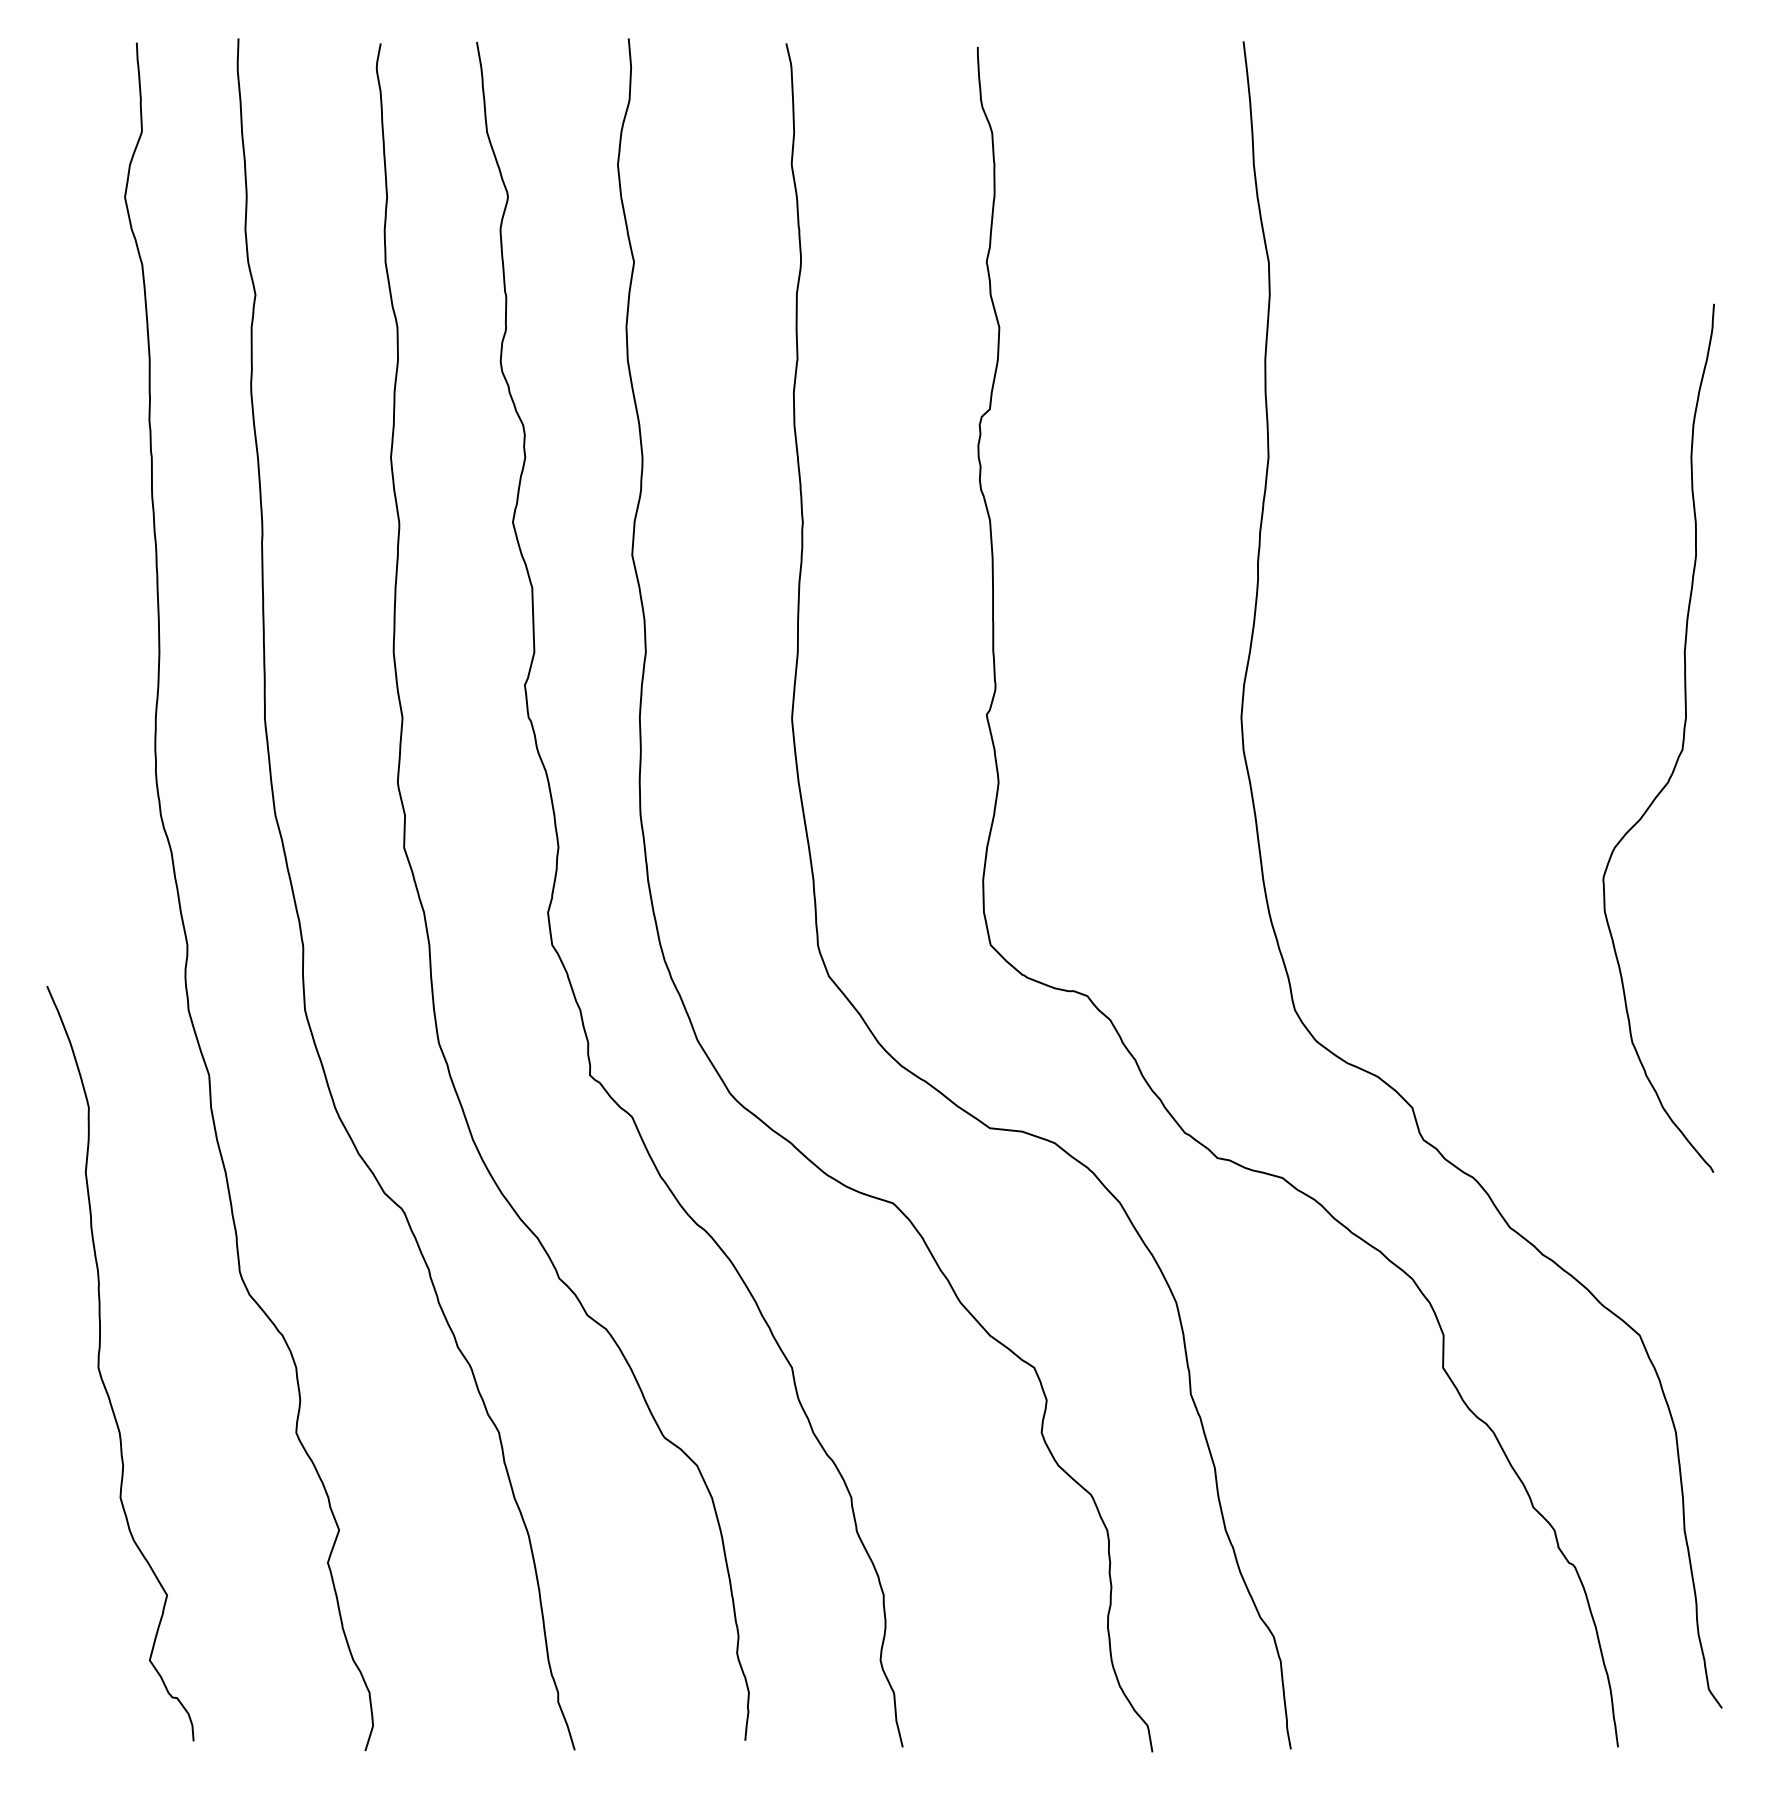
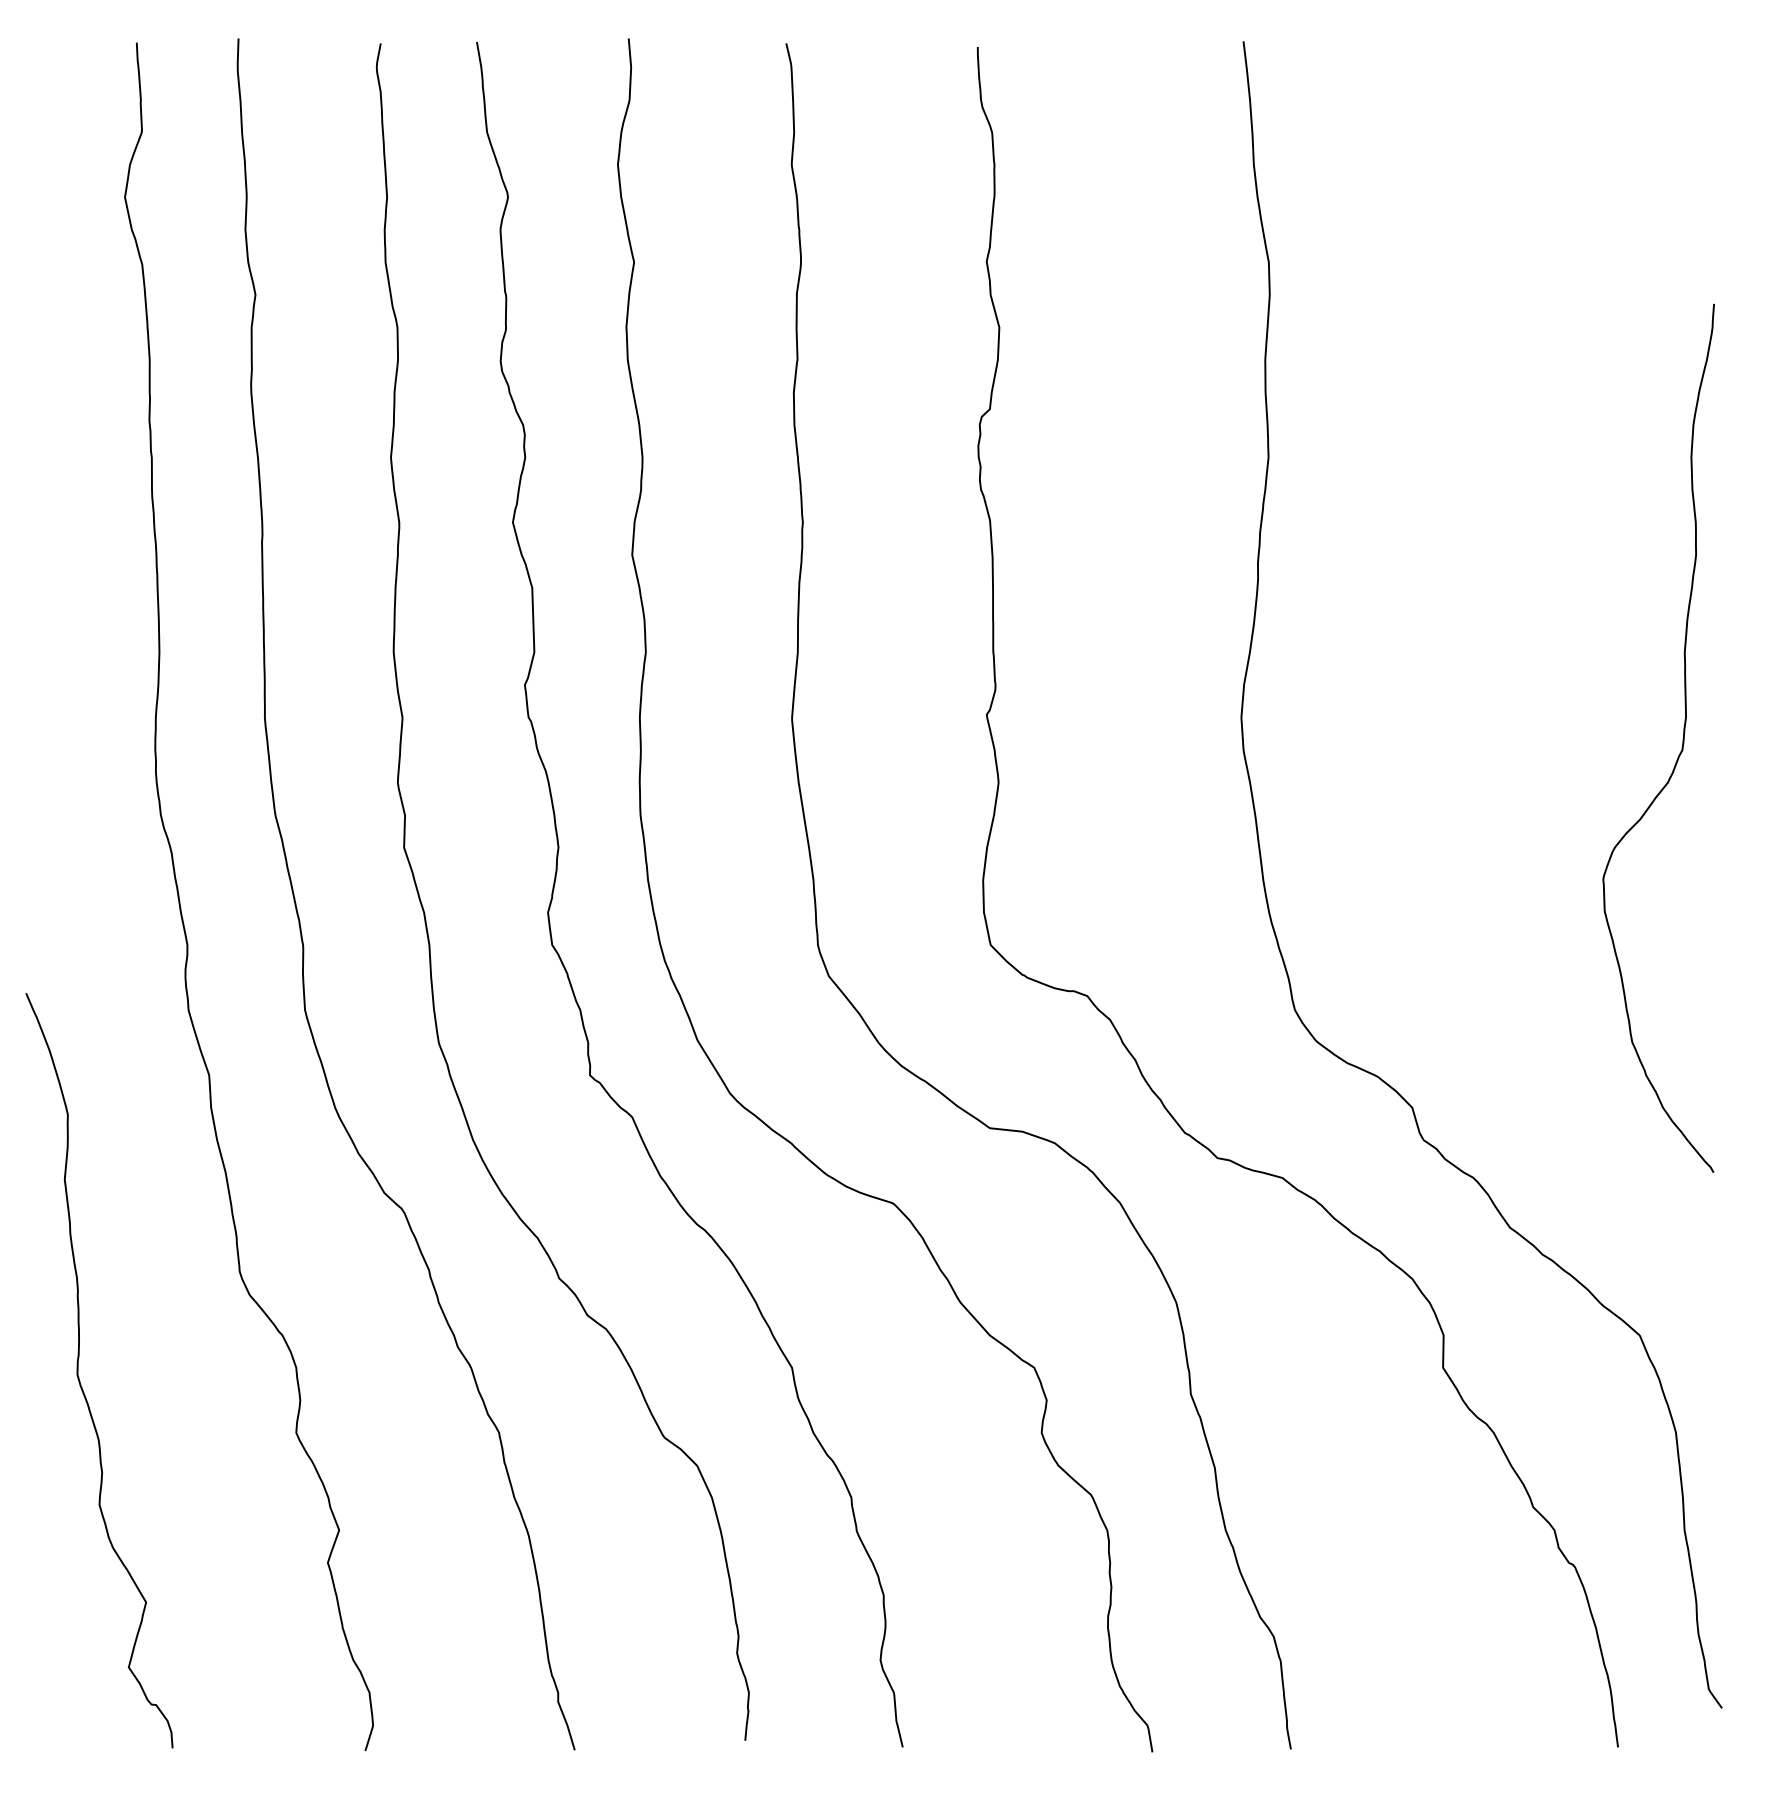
curve position: (99, 1363) -> (78, 1370) (78, 1370)
